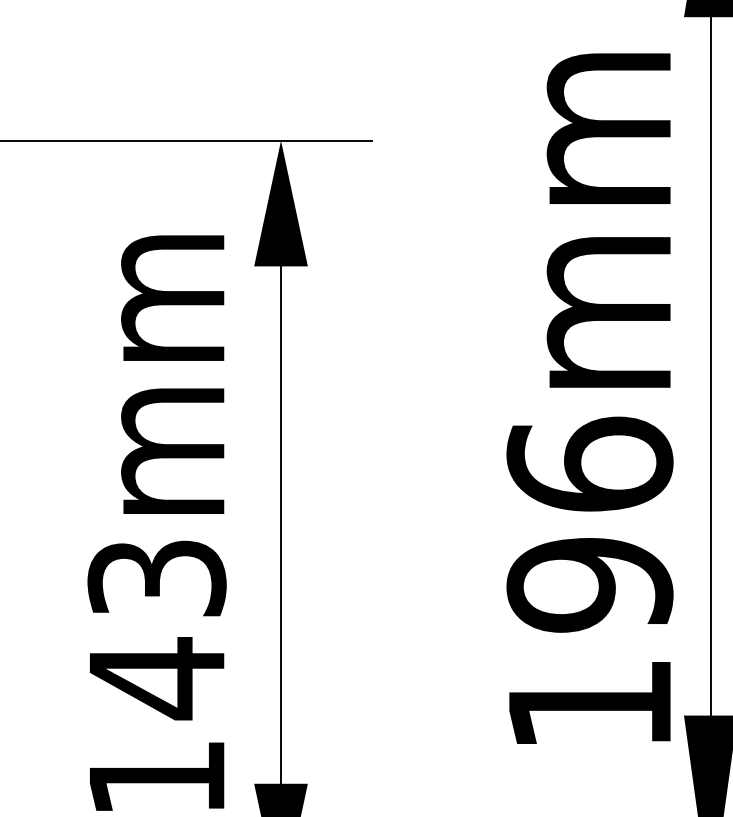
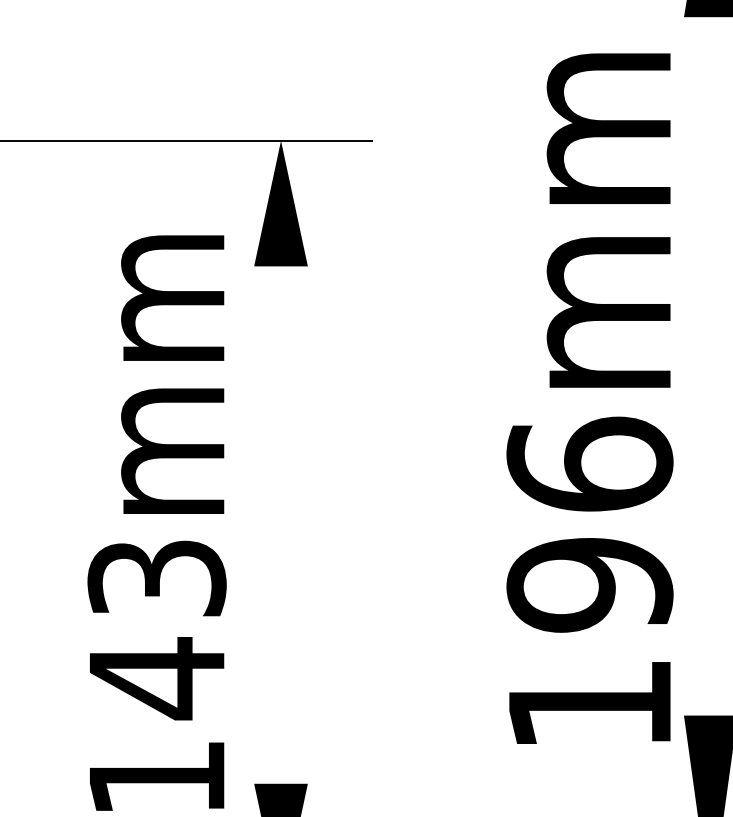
line: present -> none (710, 366)
line: present -> none (281, 524)
